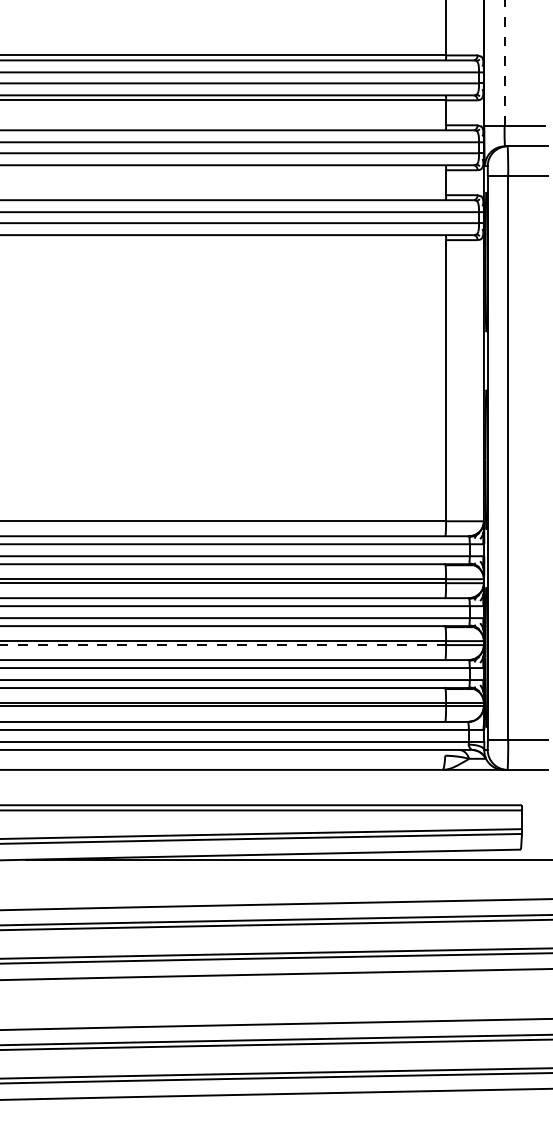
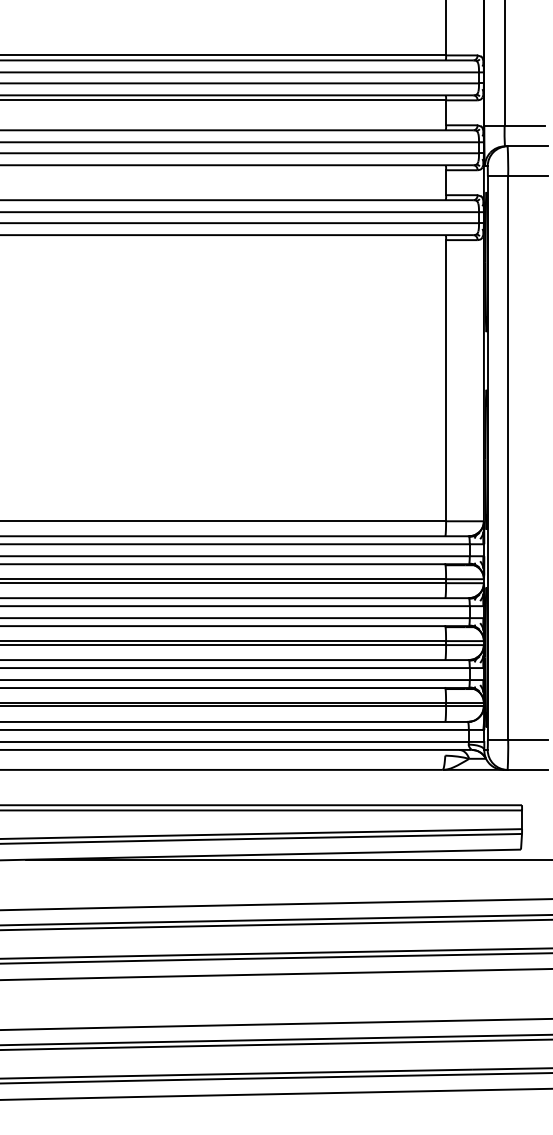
line: dashed -> solid (504, 63)
line: dashed -> solid (223, 645)
